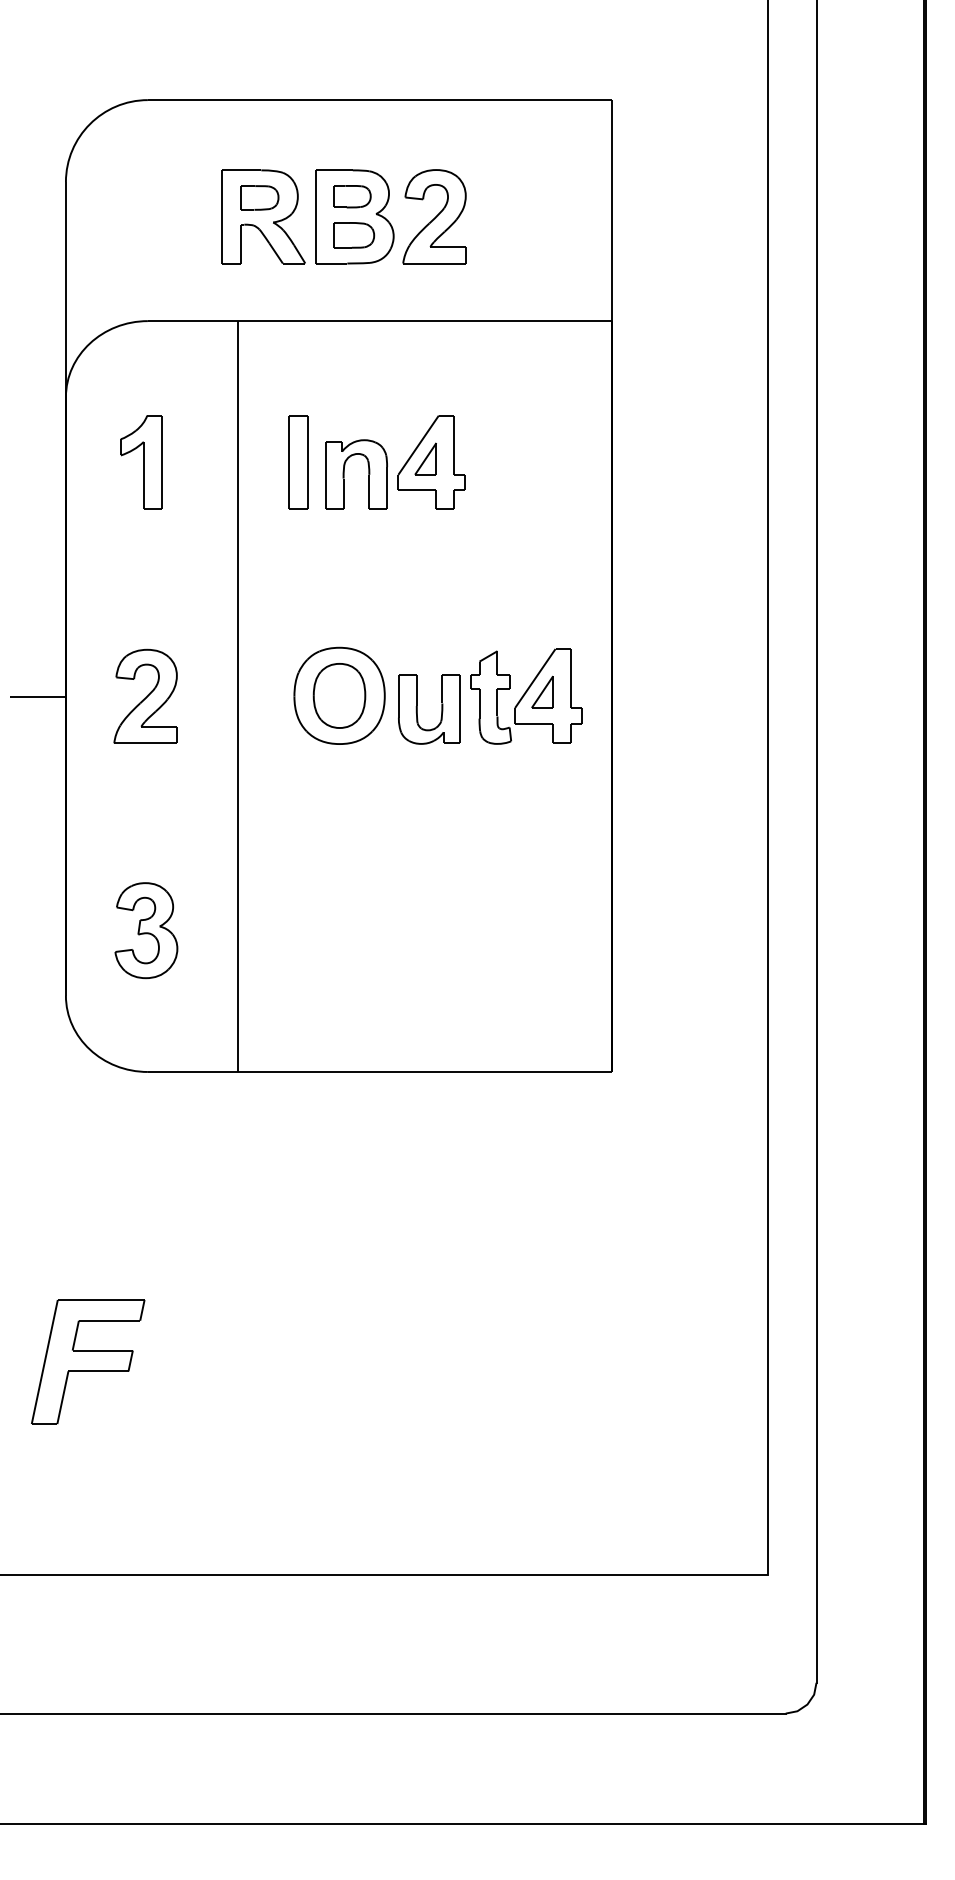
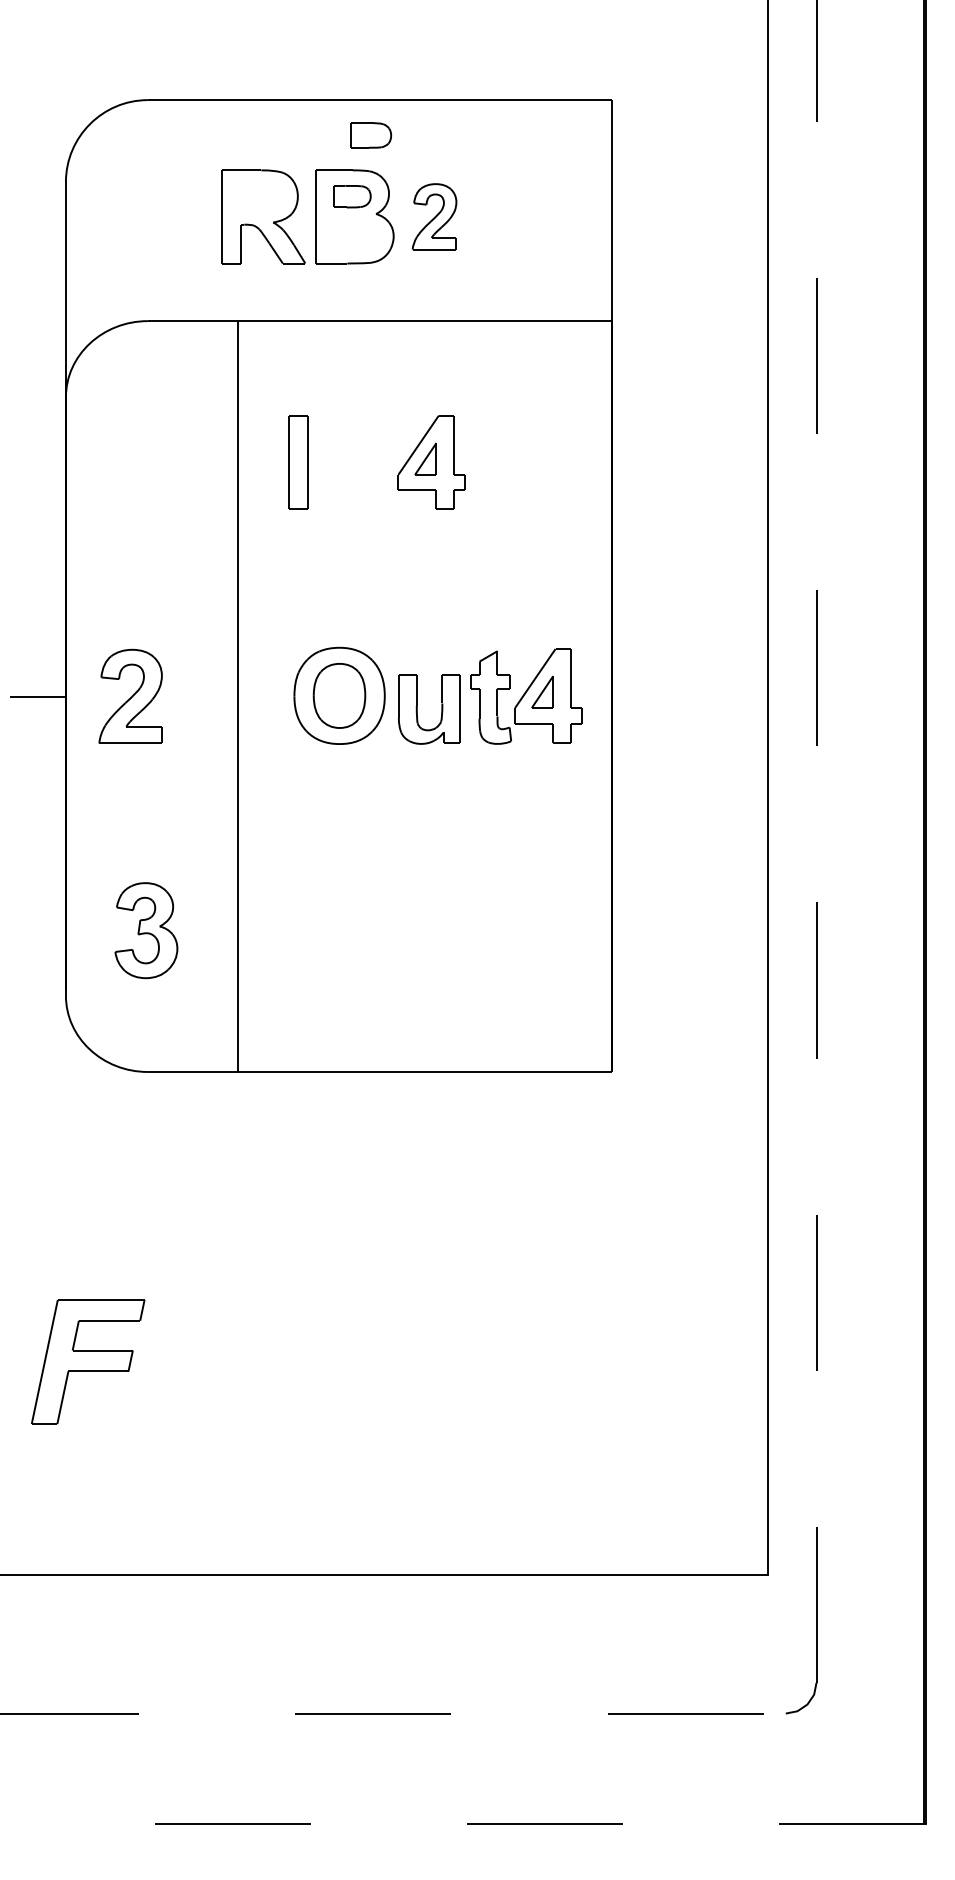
part: present -> none (259, 197)
part size: 65x96 px -> 47x68 px (434, 216)
part position: (354, 235) -> (371, 135) (371, 135)
part: present -> none (141, 462)
part: present -> none (344, 474)
part position: (145, 695) -> (130, 695) (130, 695)
line: solid -> dashed (816, 841)
line: solid -> dashed (393, 1713)
line: solid -> dashed (463, 1823)
